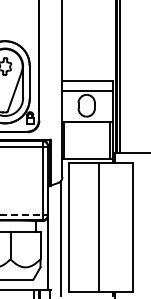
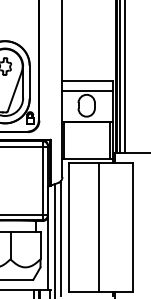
line: none -> present (124, 77)
line: dashed -> solid (21, 214)
line: none -> present (54, 239)
